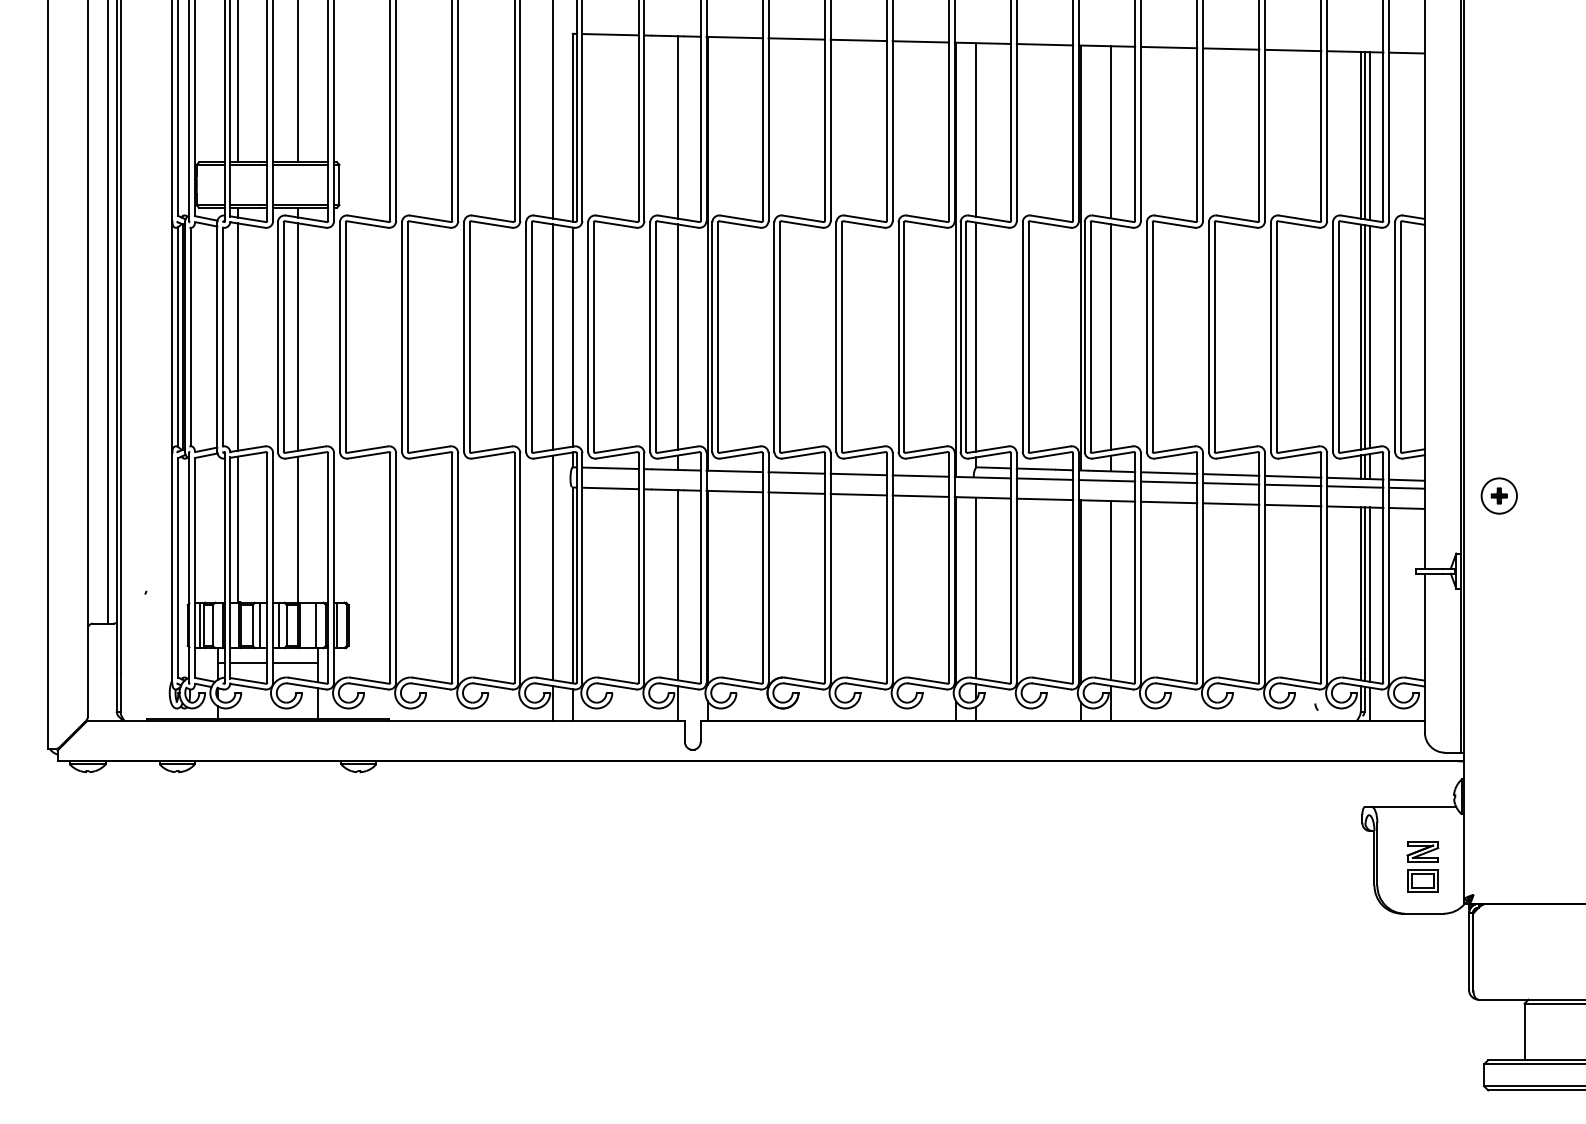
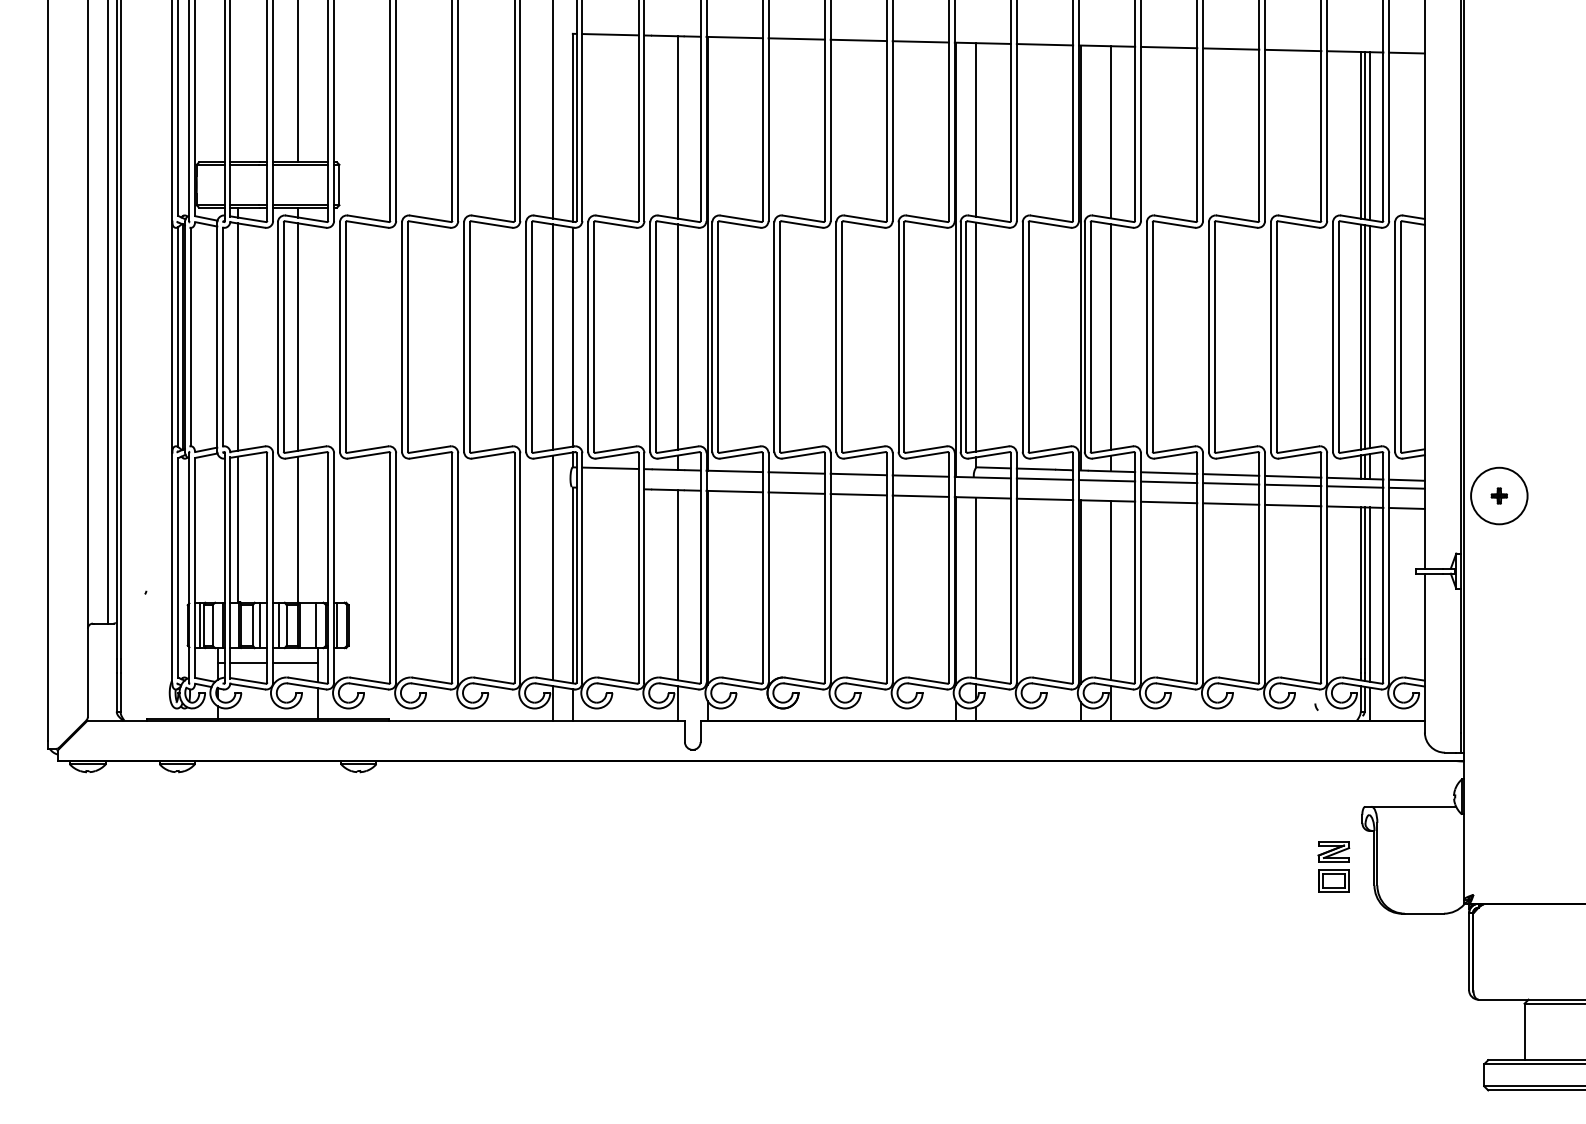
line: present -> none (237, 82)
line: present -> none (610, 488)
circle diameter: 35 px -> 57 px (1499, 495)
part position: (1422, 866) -> (1333, 866) (1333, 866)
